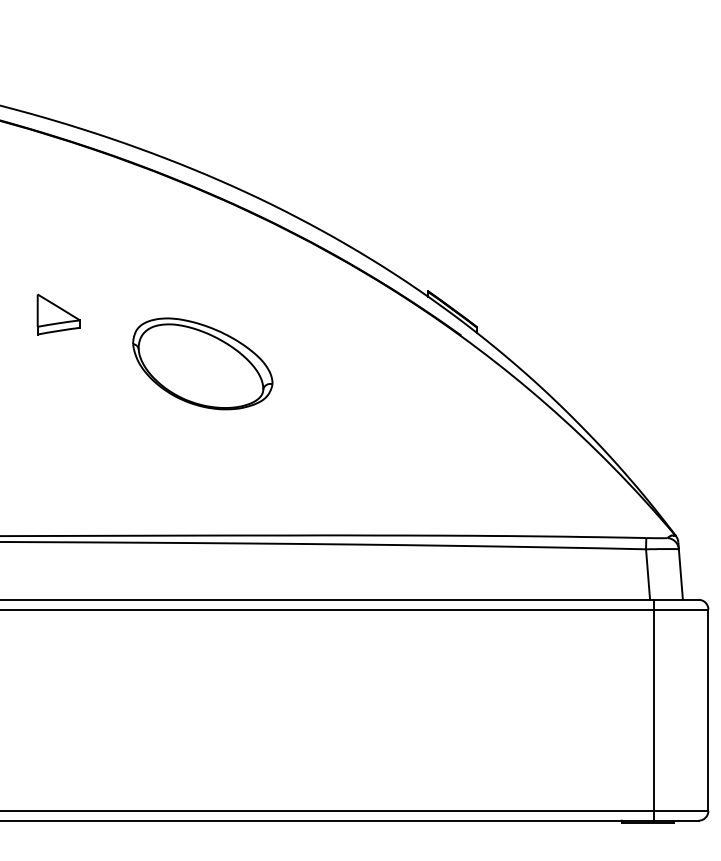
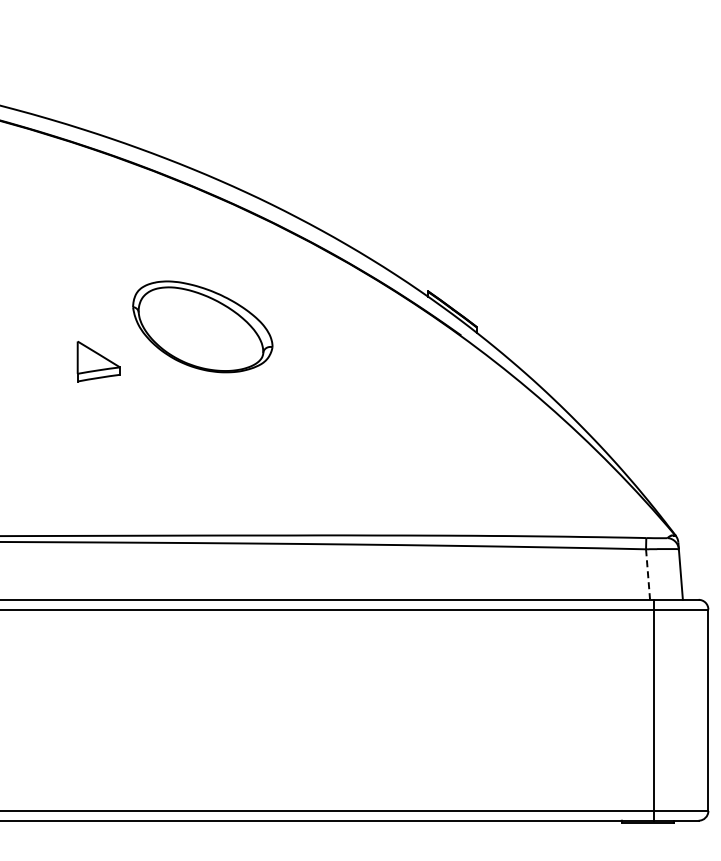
part position: (58, 314) -> (98, 361) (98, 361)
part position: (202, 363) -> (202, 326) (202, 326)
line: solid -> dashed (648, 575)
